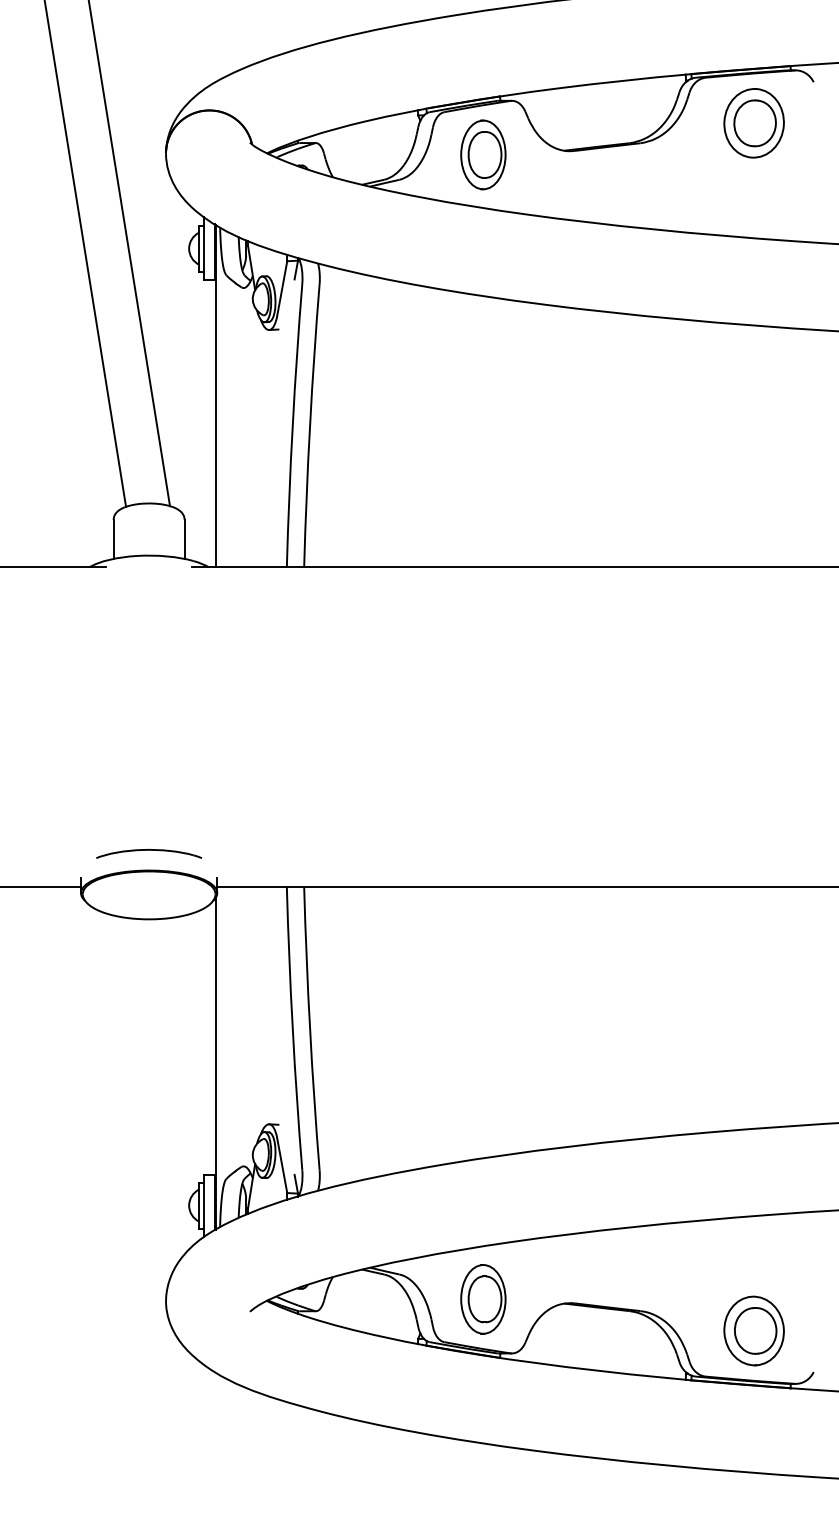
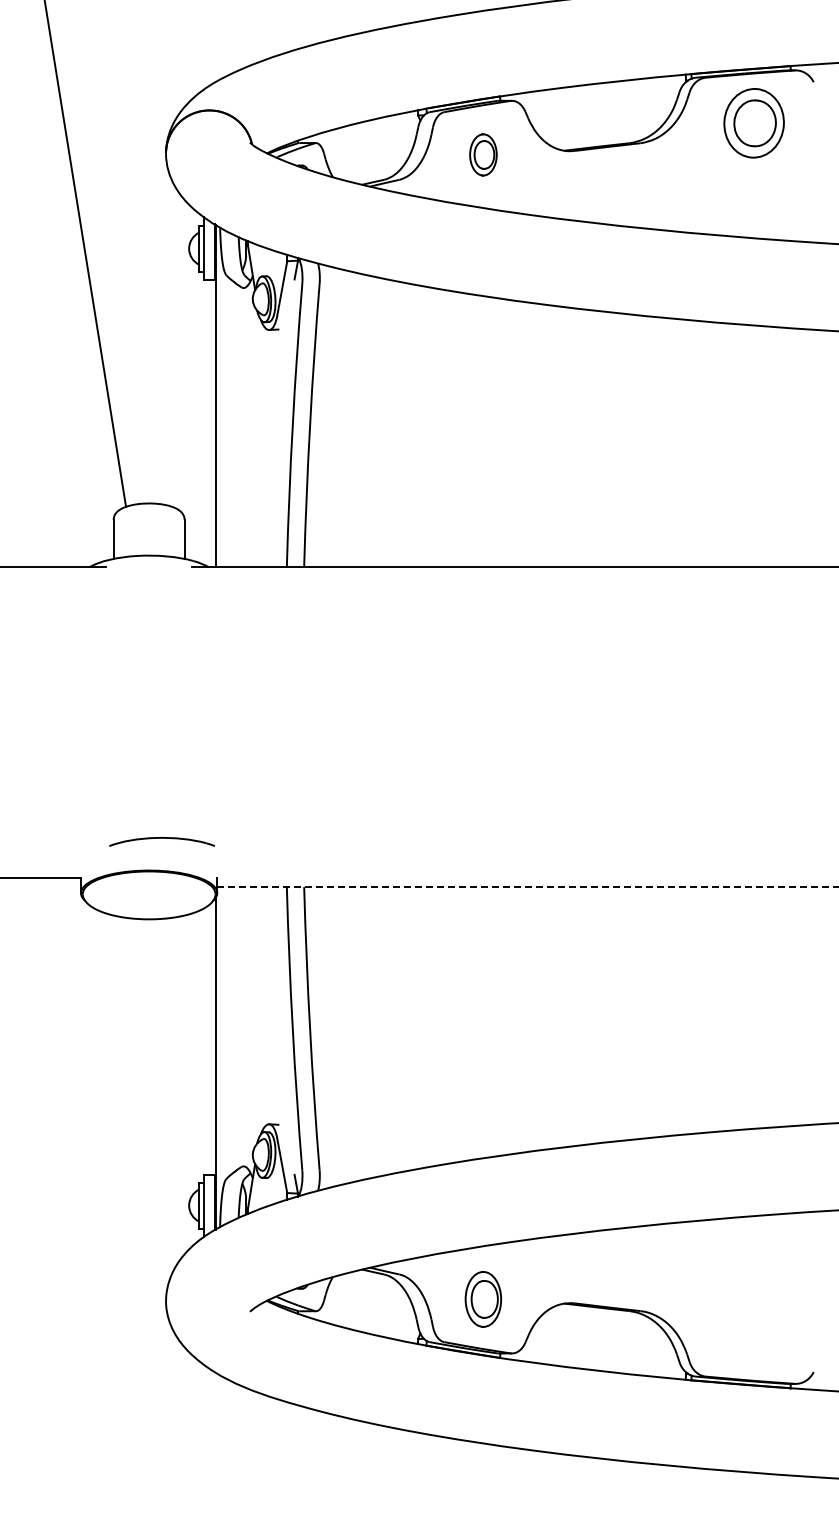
part size: 47x72 px -> 29x44 px (483, 154)
line: present -> none (129, 254)
part position: (149, 853) -> (162, 841) (162, 841)
line position: (41, 887) -> (41, 878) (41, 878)
line: solid -> dashed (528, 887)
part size: 47x71 px -> 39x57 px (483, 1299)
part: present -> none (753, 1330)
